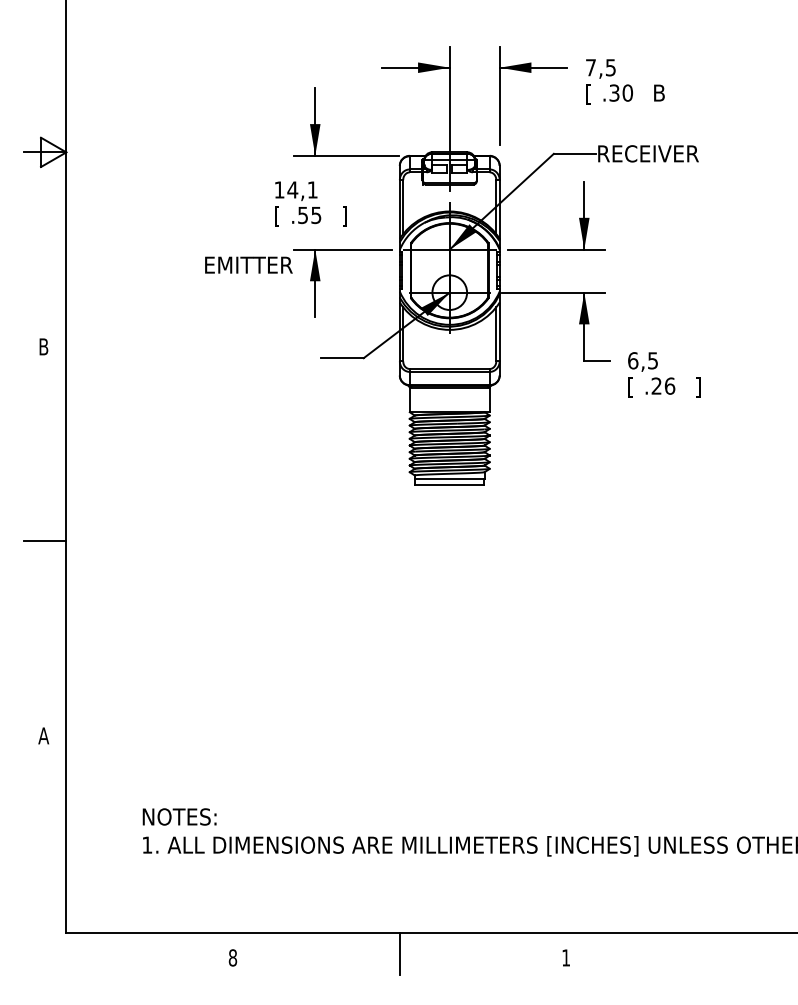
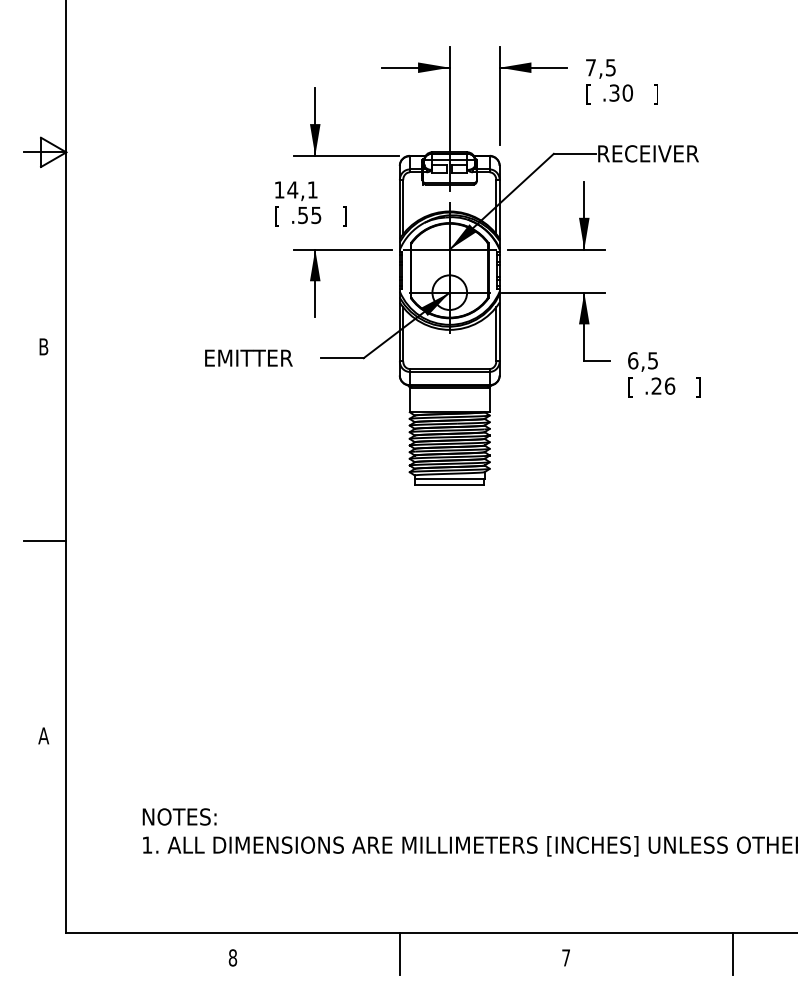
text: B -> ] (659, 94)
text position: (248, 264) -> (248, 357) (248, 357)
line: none -> present (732, 953)
text: 1 -> 7 (565, 957)
